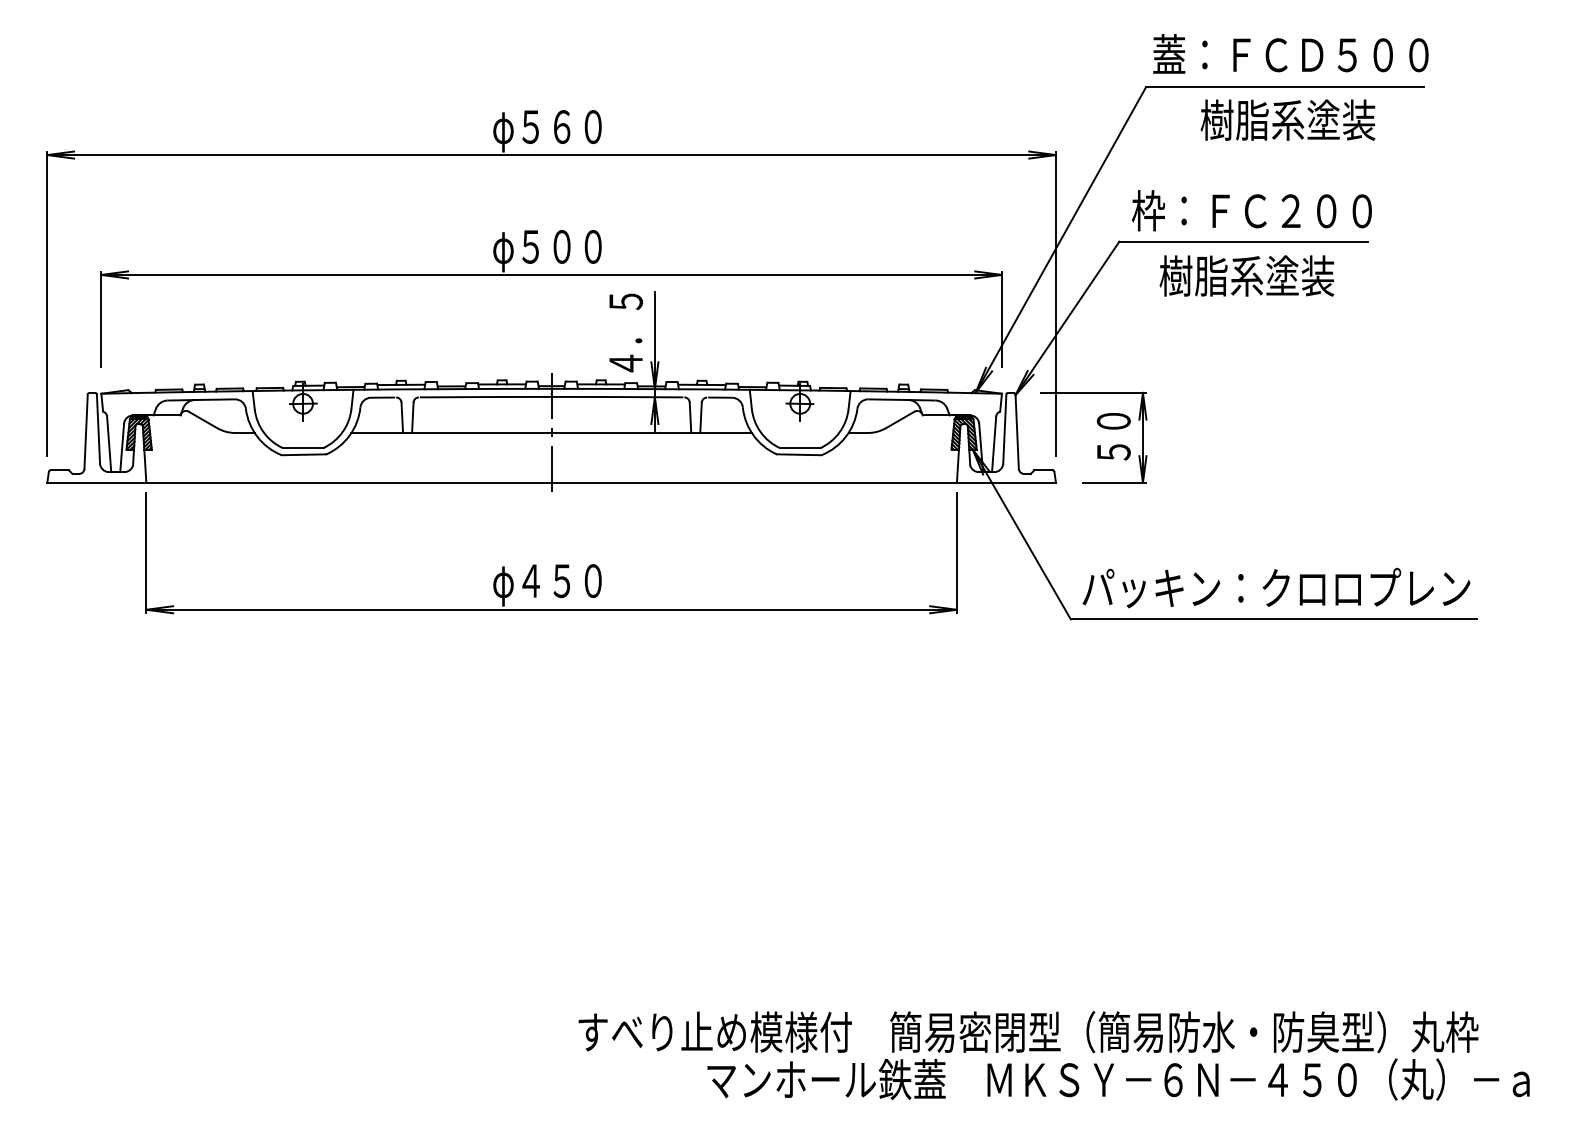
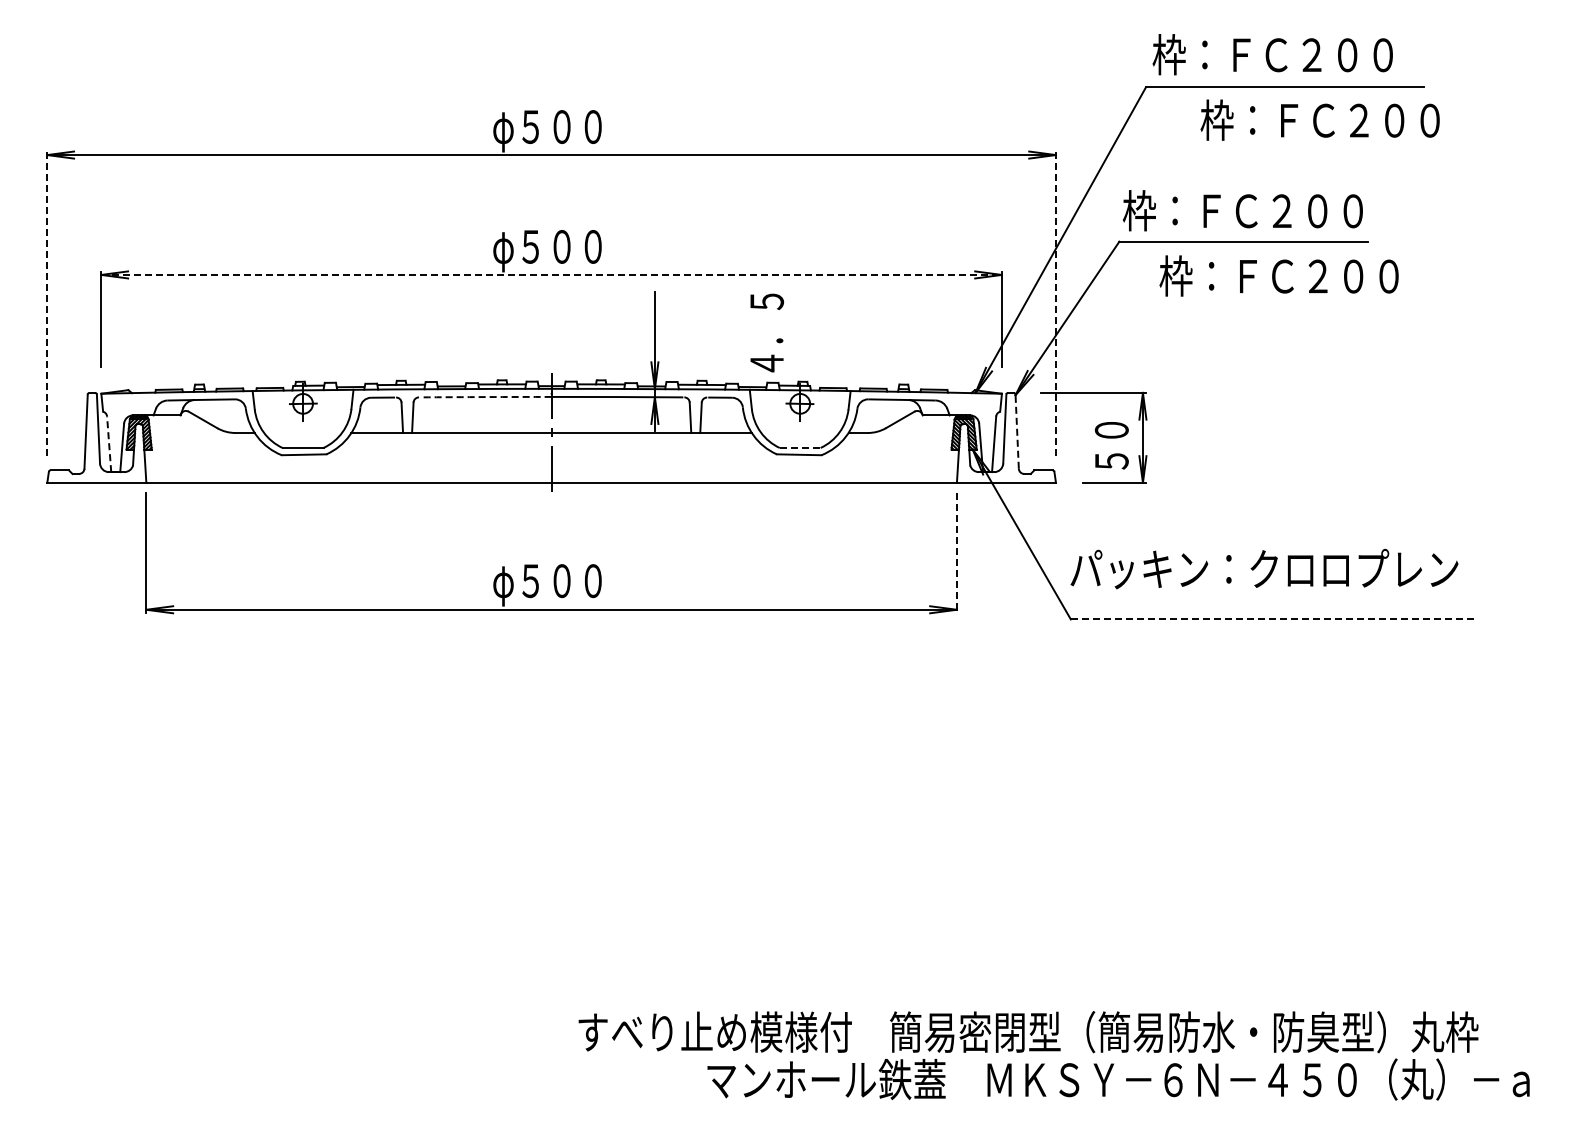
text: 蓋：ＦＣＤ５００ -> 枠：ＦＣ２００ (1290, 54)
text: 樹脂系塗装 -> 枠：ＦＣ２００ (1319, 119)
text: φ５６０ -> φ５００ (561, 126)
text position: (1251, 210) -> (1242, 210) (1242, 210)
line: solid -> dashed (552, 274)
text: 樹脂系塗装 -> 枠：ＦＣ２００ (1278, 275)
line: solid -> dashed (47, 303)
line: solid -> dashed (1055, 303)
text position: (625, 332) -> (766, 332) (766, 332)
arc: solid -> dashed (485, 397)
line: solid -> dashed (1017, 431)
text position: (1113, 436) -> (1111, 445) (1111, 445)
line: solid -> dashed (109, 444)
line: solid -> dashed (800, 447)
line: solid -> dashed (956, 553)
text: φ４５０ -> φ５００ (546, 581)
text position: (1276, 587) -> (1264, 568) (1264, 568)
line: solid -> dashed (1274, 619)
